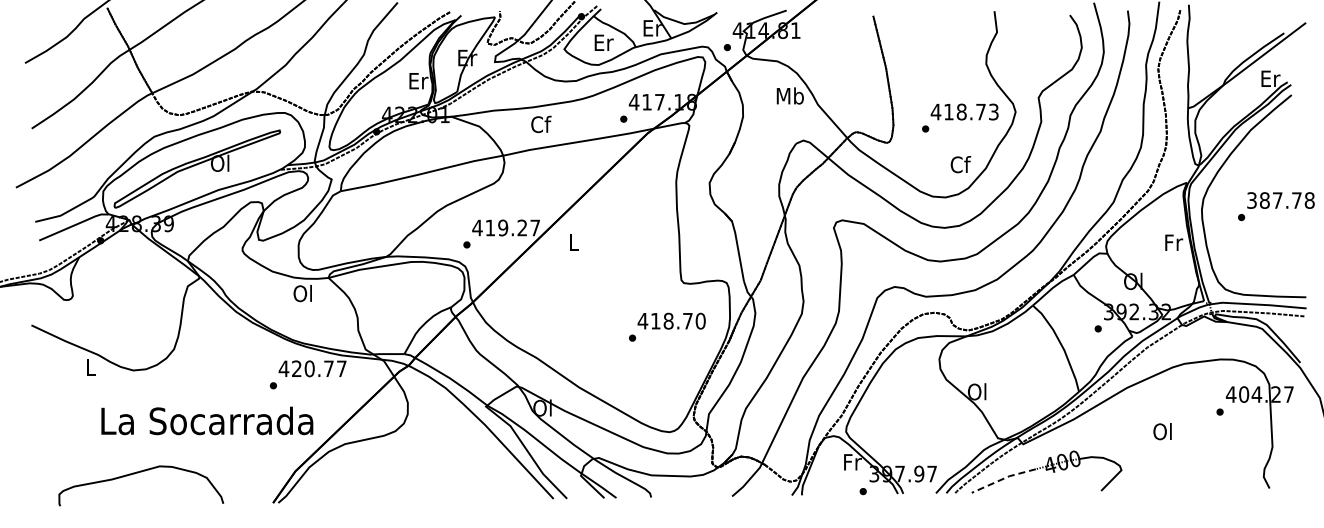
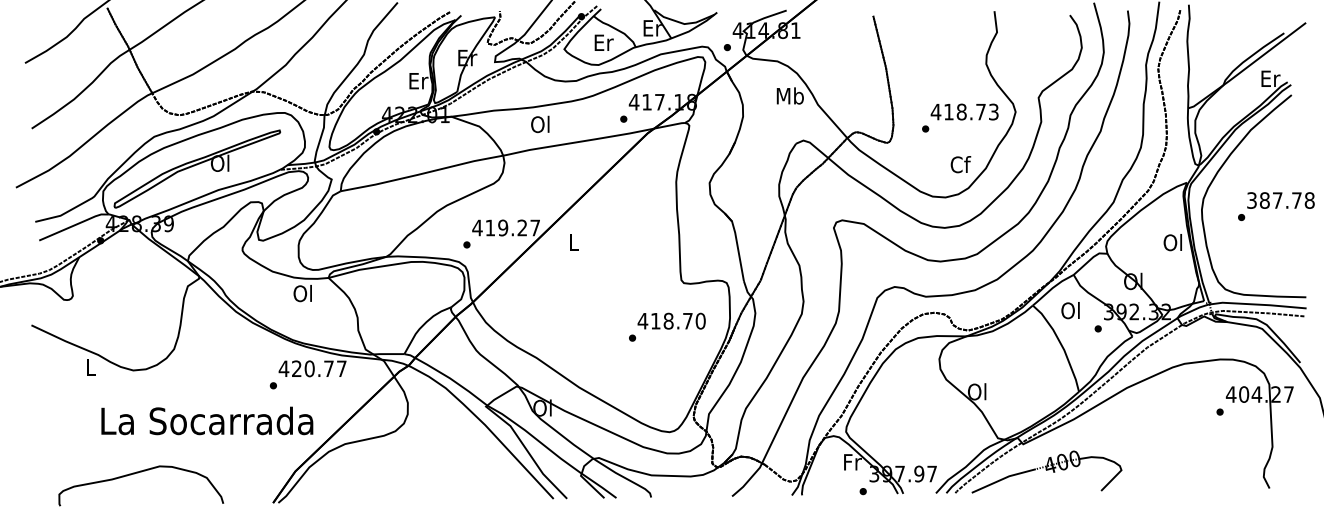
text: Cf -> Ol (541, 123)
text: Fr -> Ol (1173, 242)
text position: (1162, 431) -> (1070, 310) (1070, 310)
line: dashed -> solid (1003, 478)
